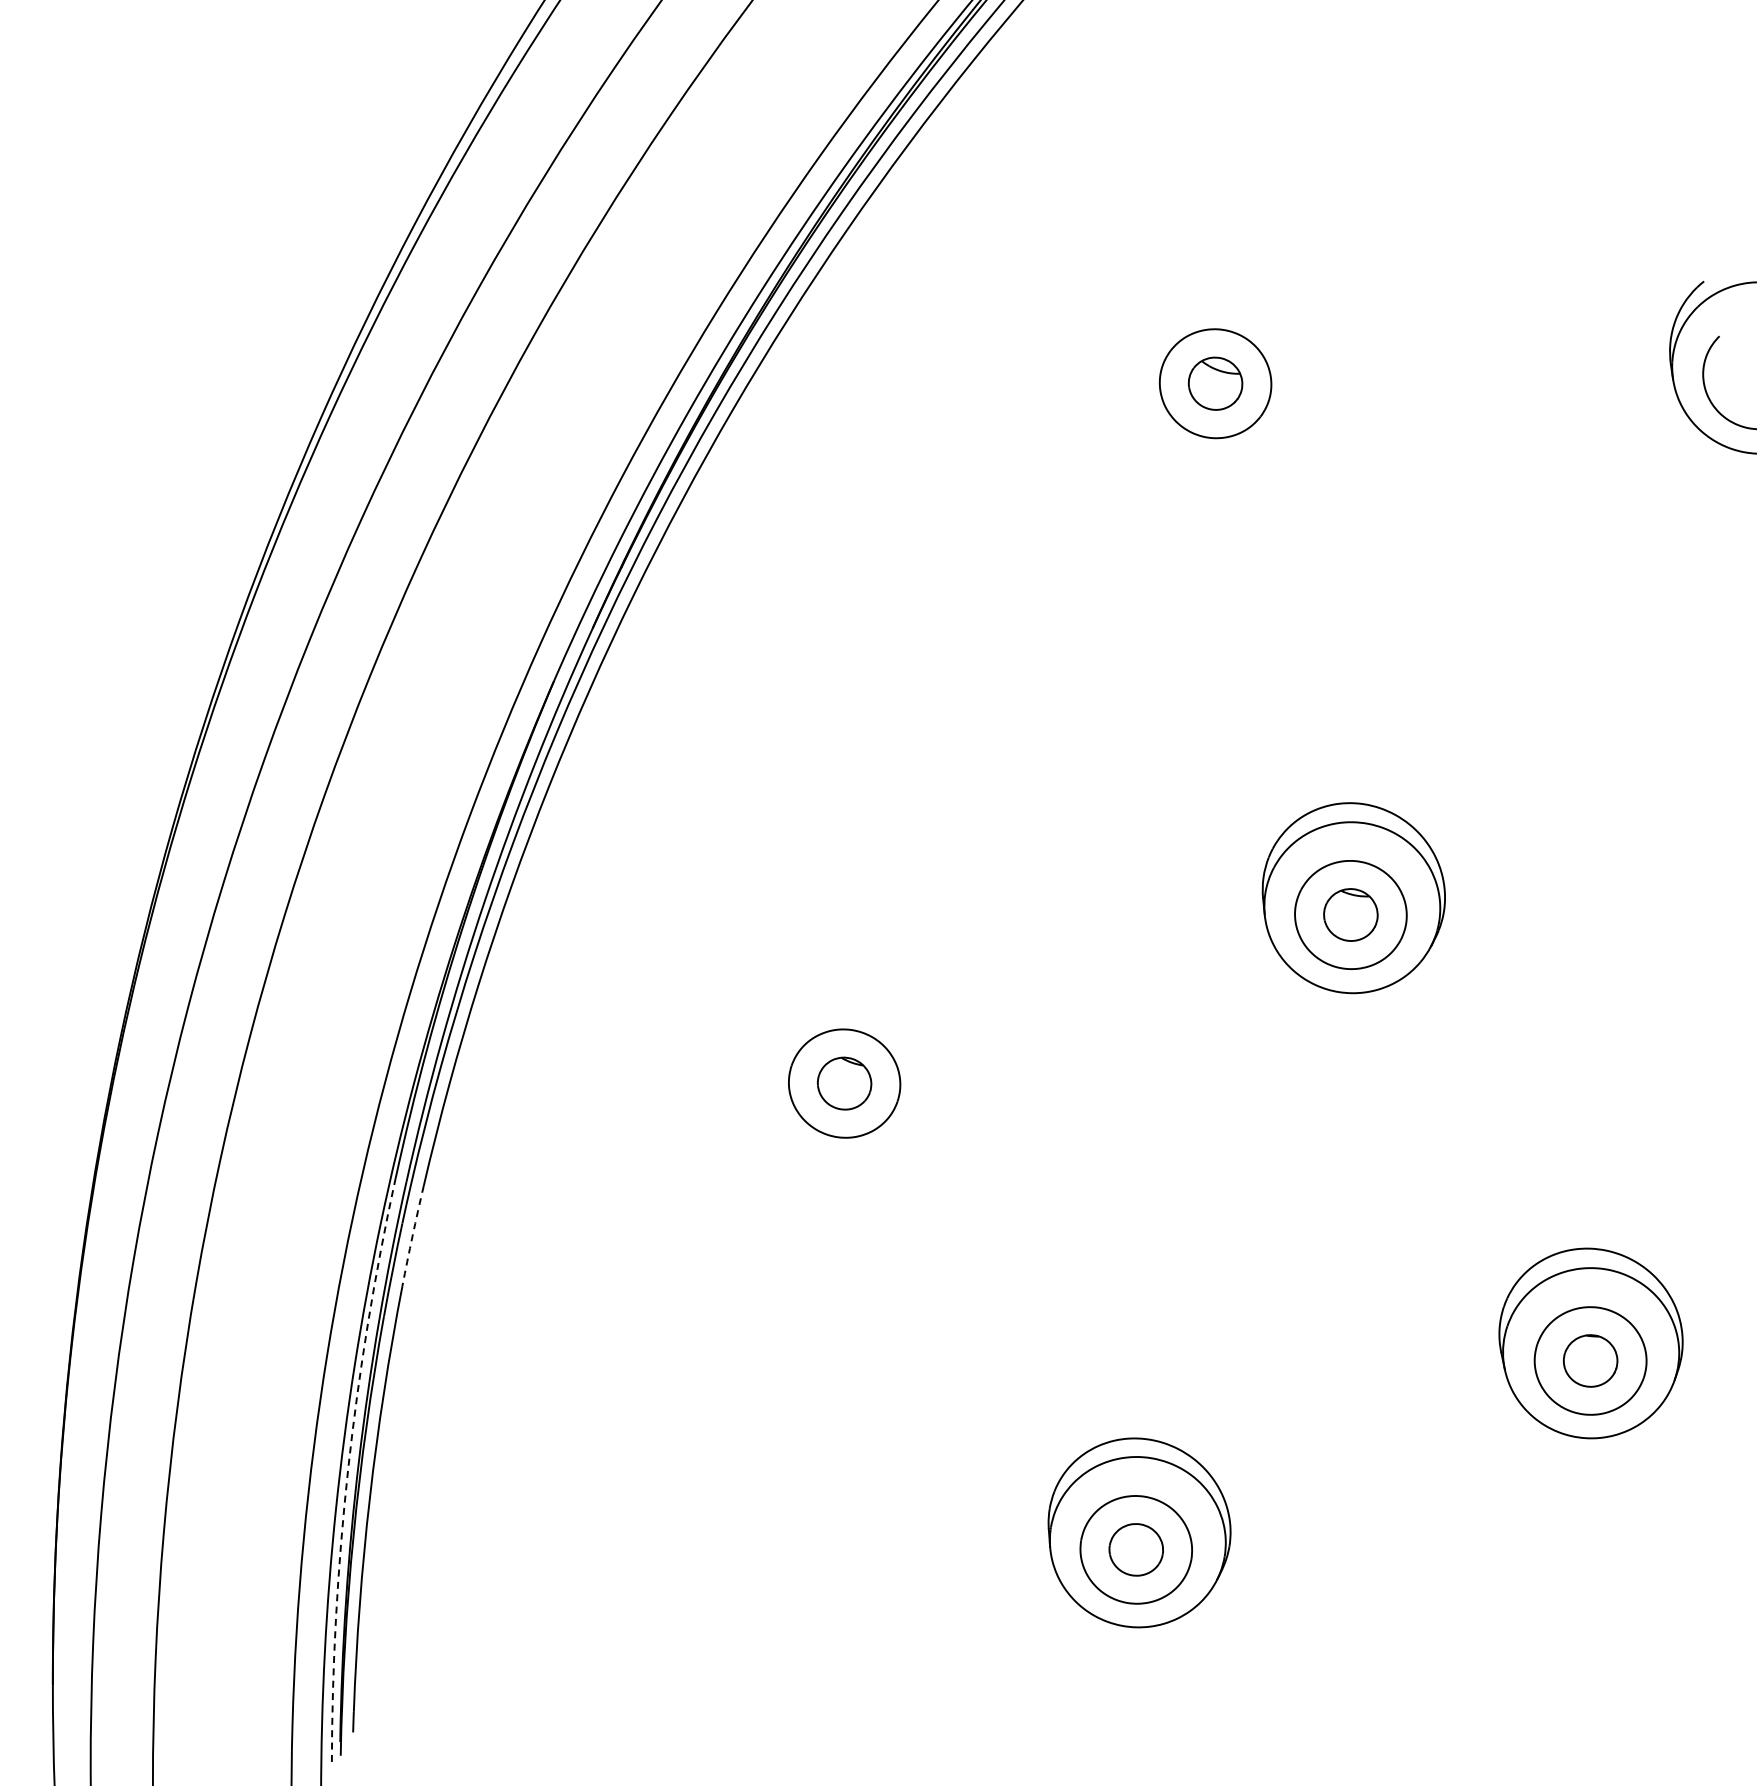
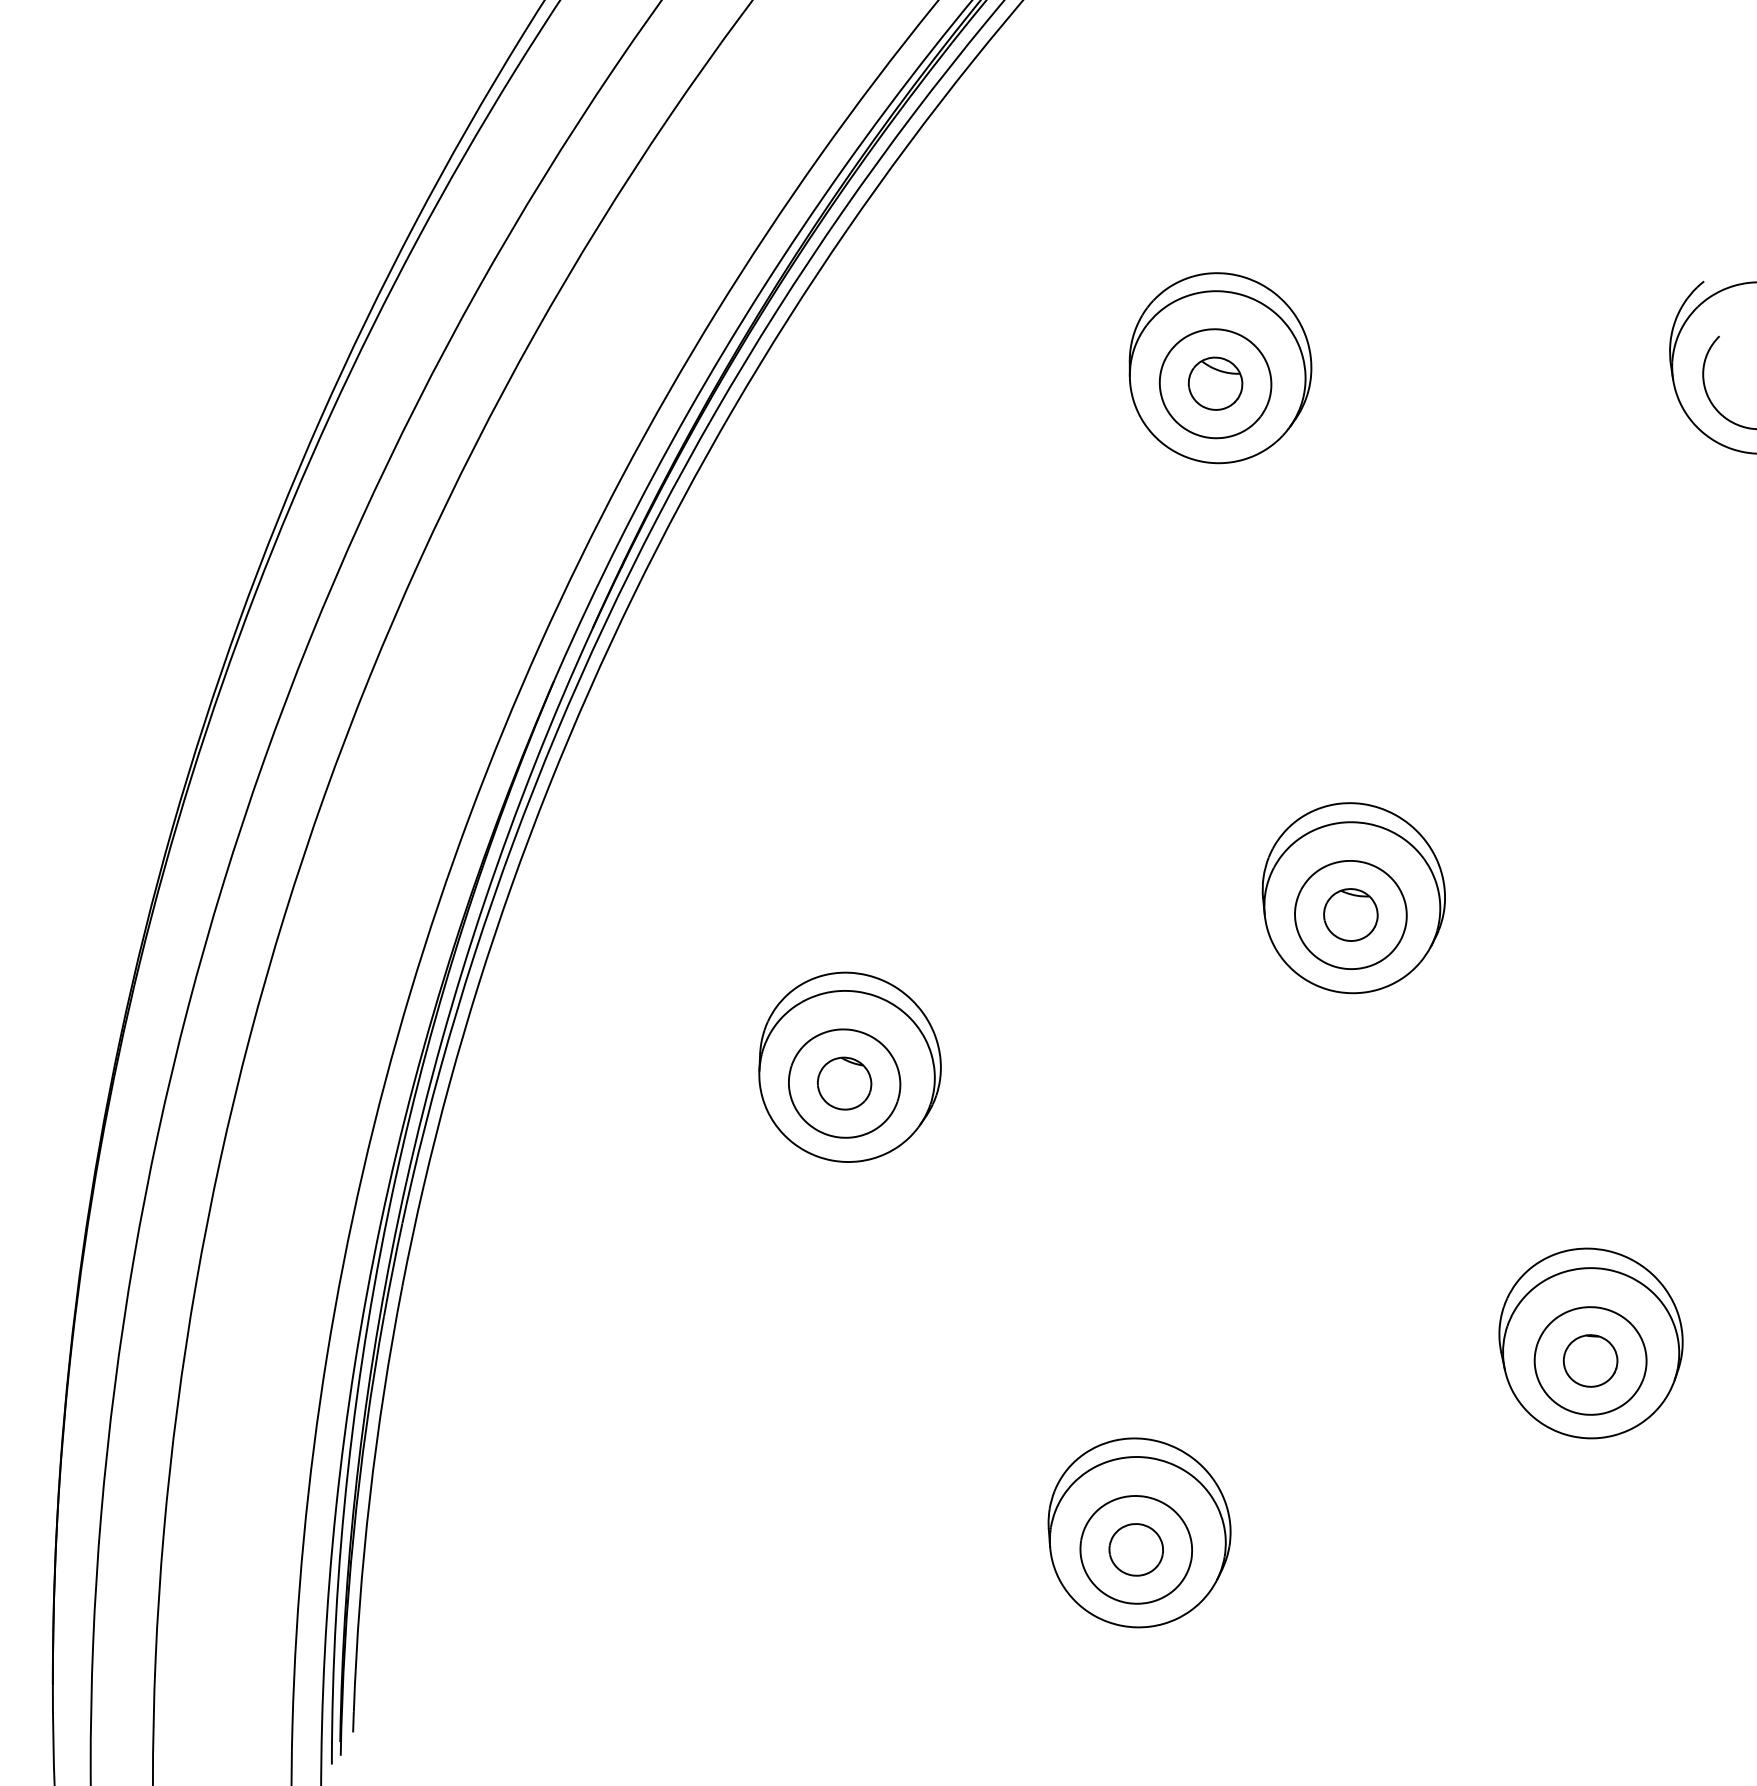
part: none -> present (1220, 368)
part: none -> present (849, 1066)
arc: dashed -> solid (412, 1236)
arc: dashed -> solid (348, 1469)
